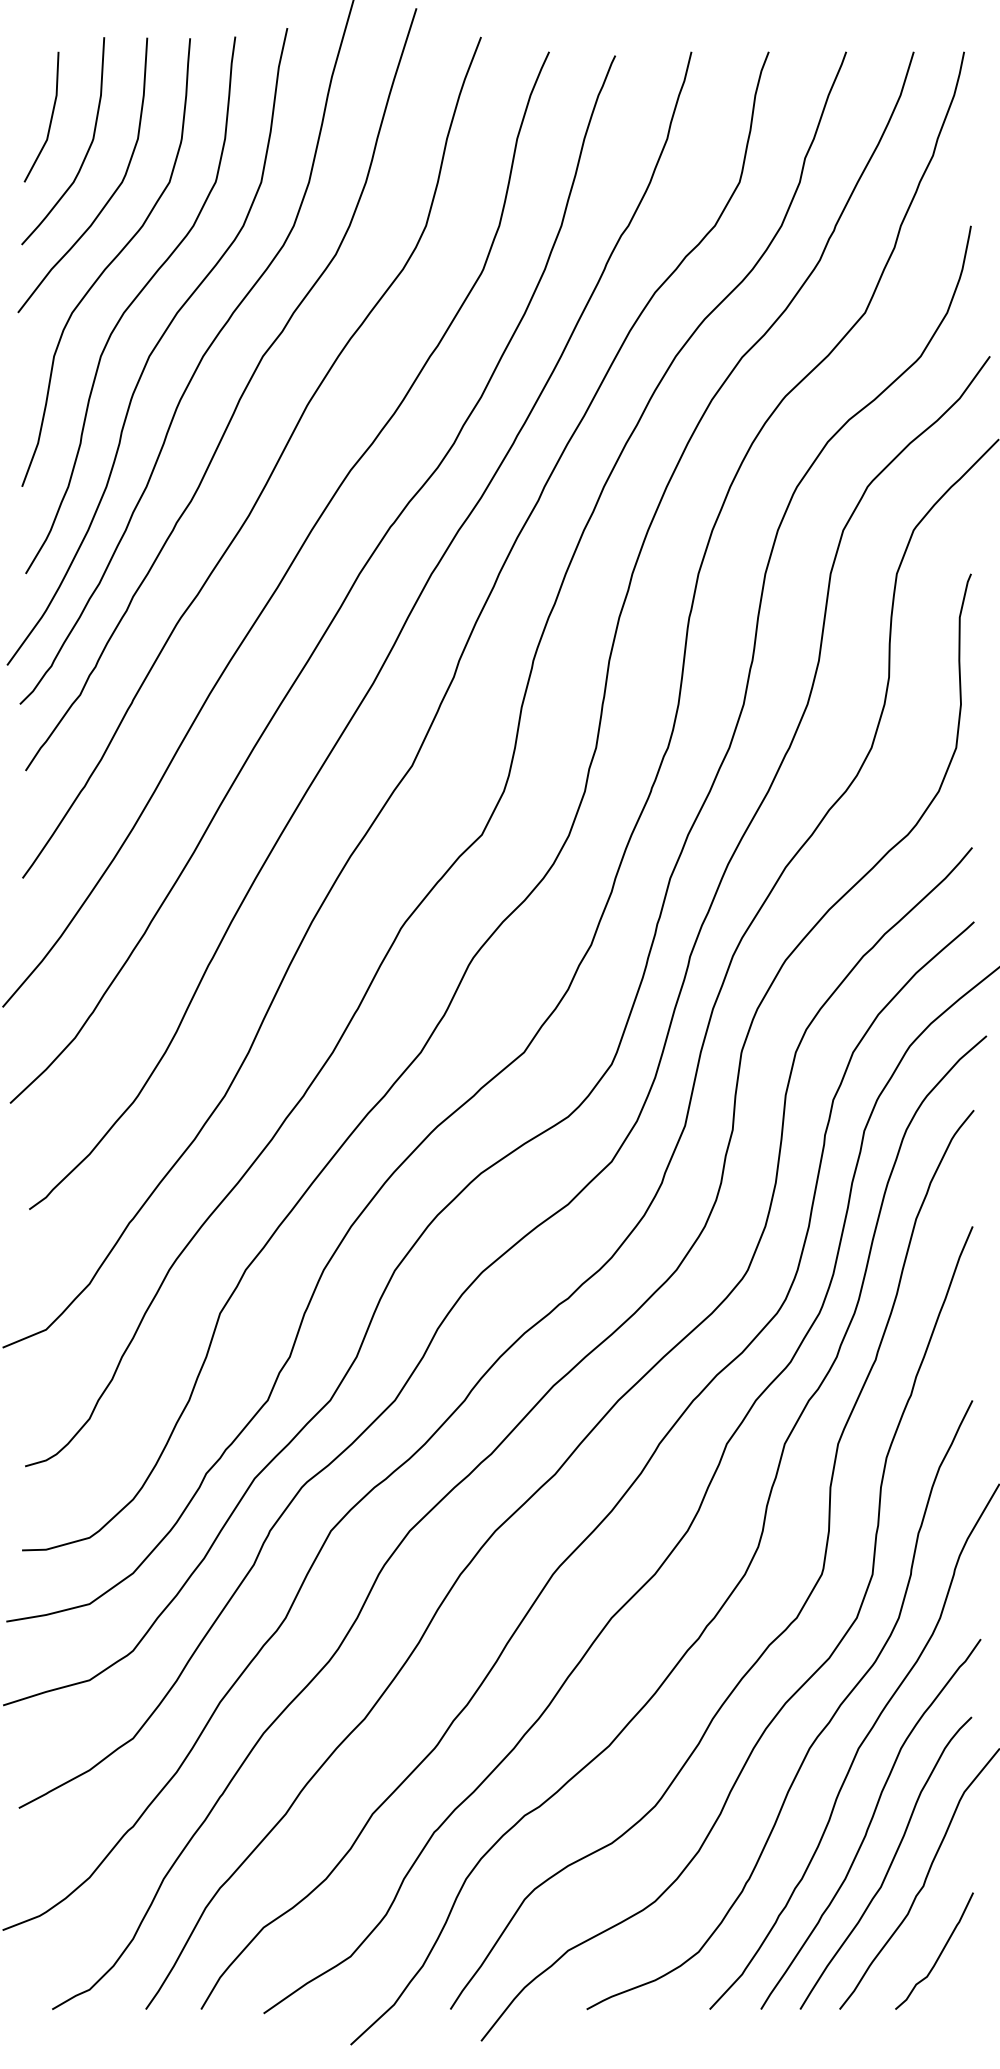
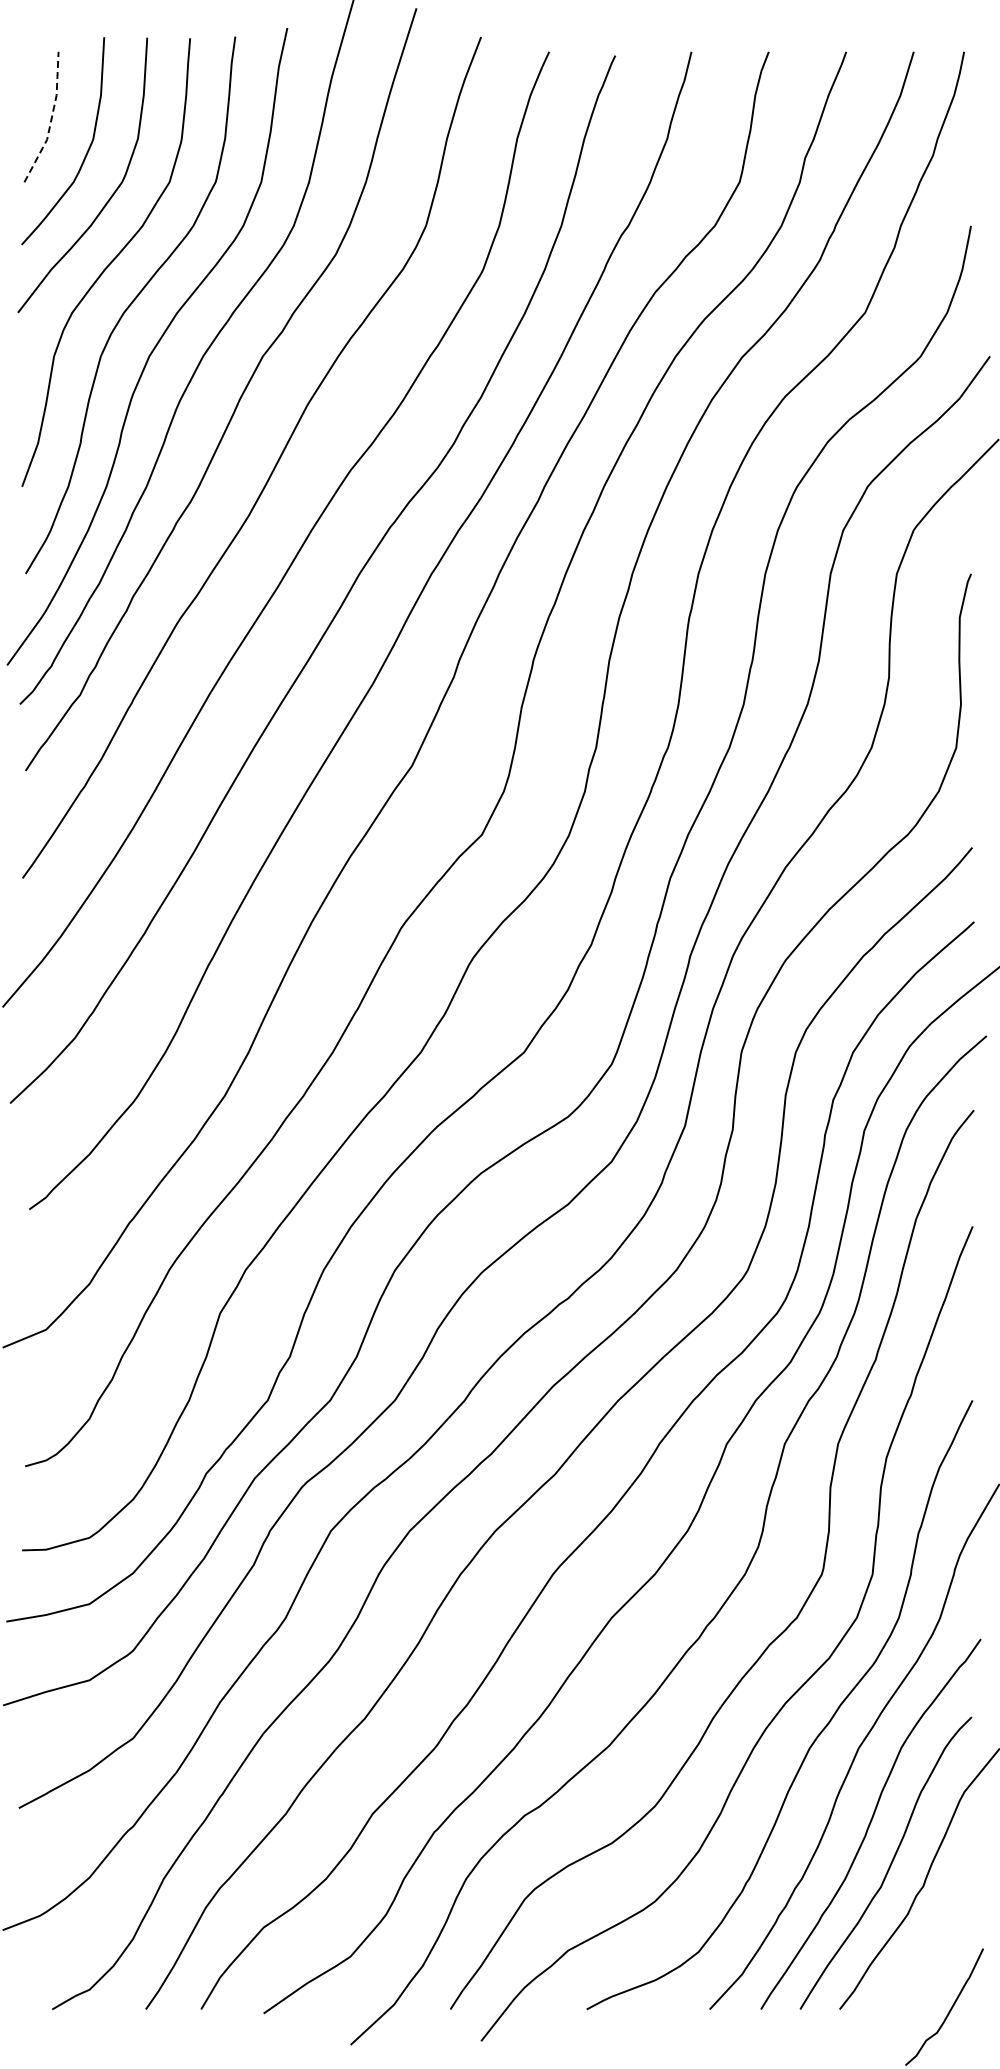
line: solid -> dashed (51, 119)
curve position: (940, 1952) -> (950, 2008) (950, 2008)
